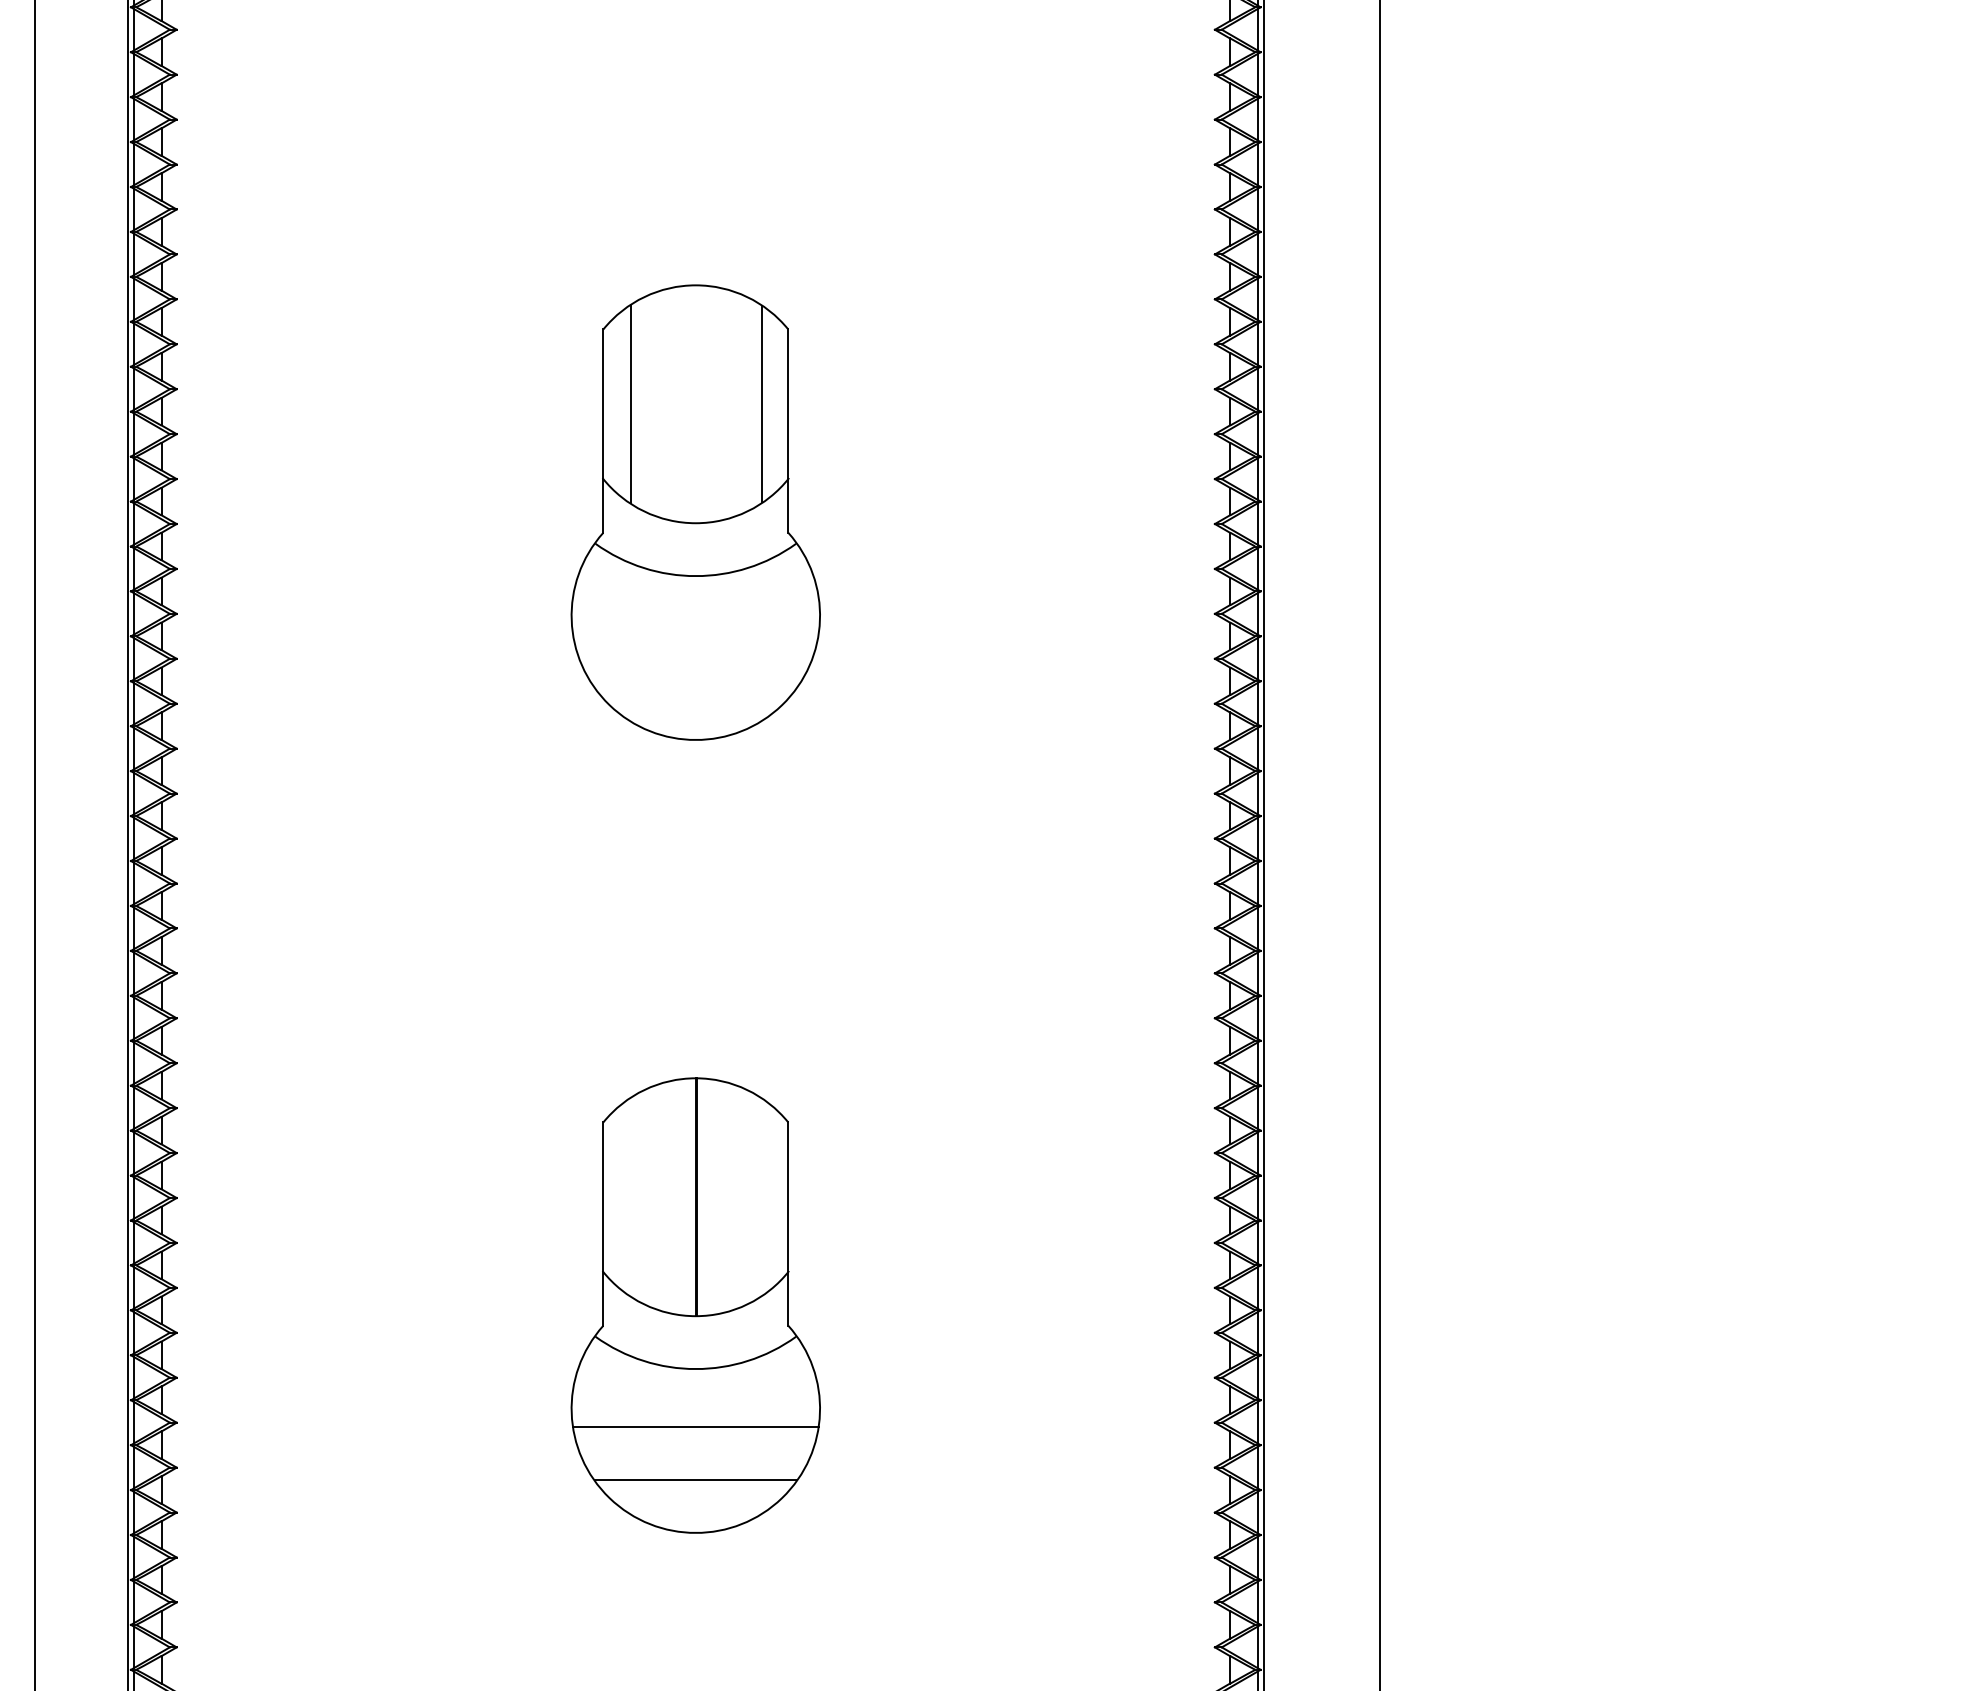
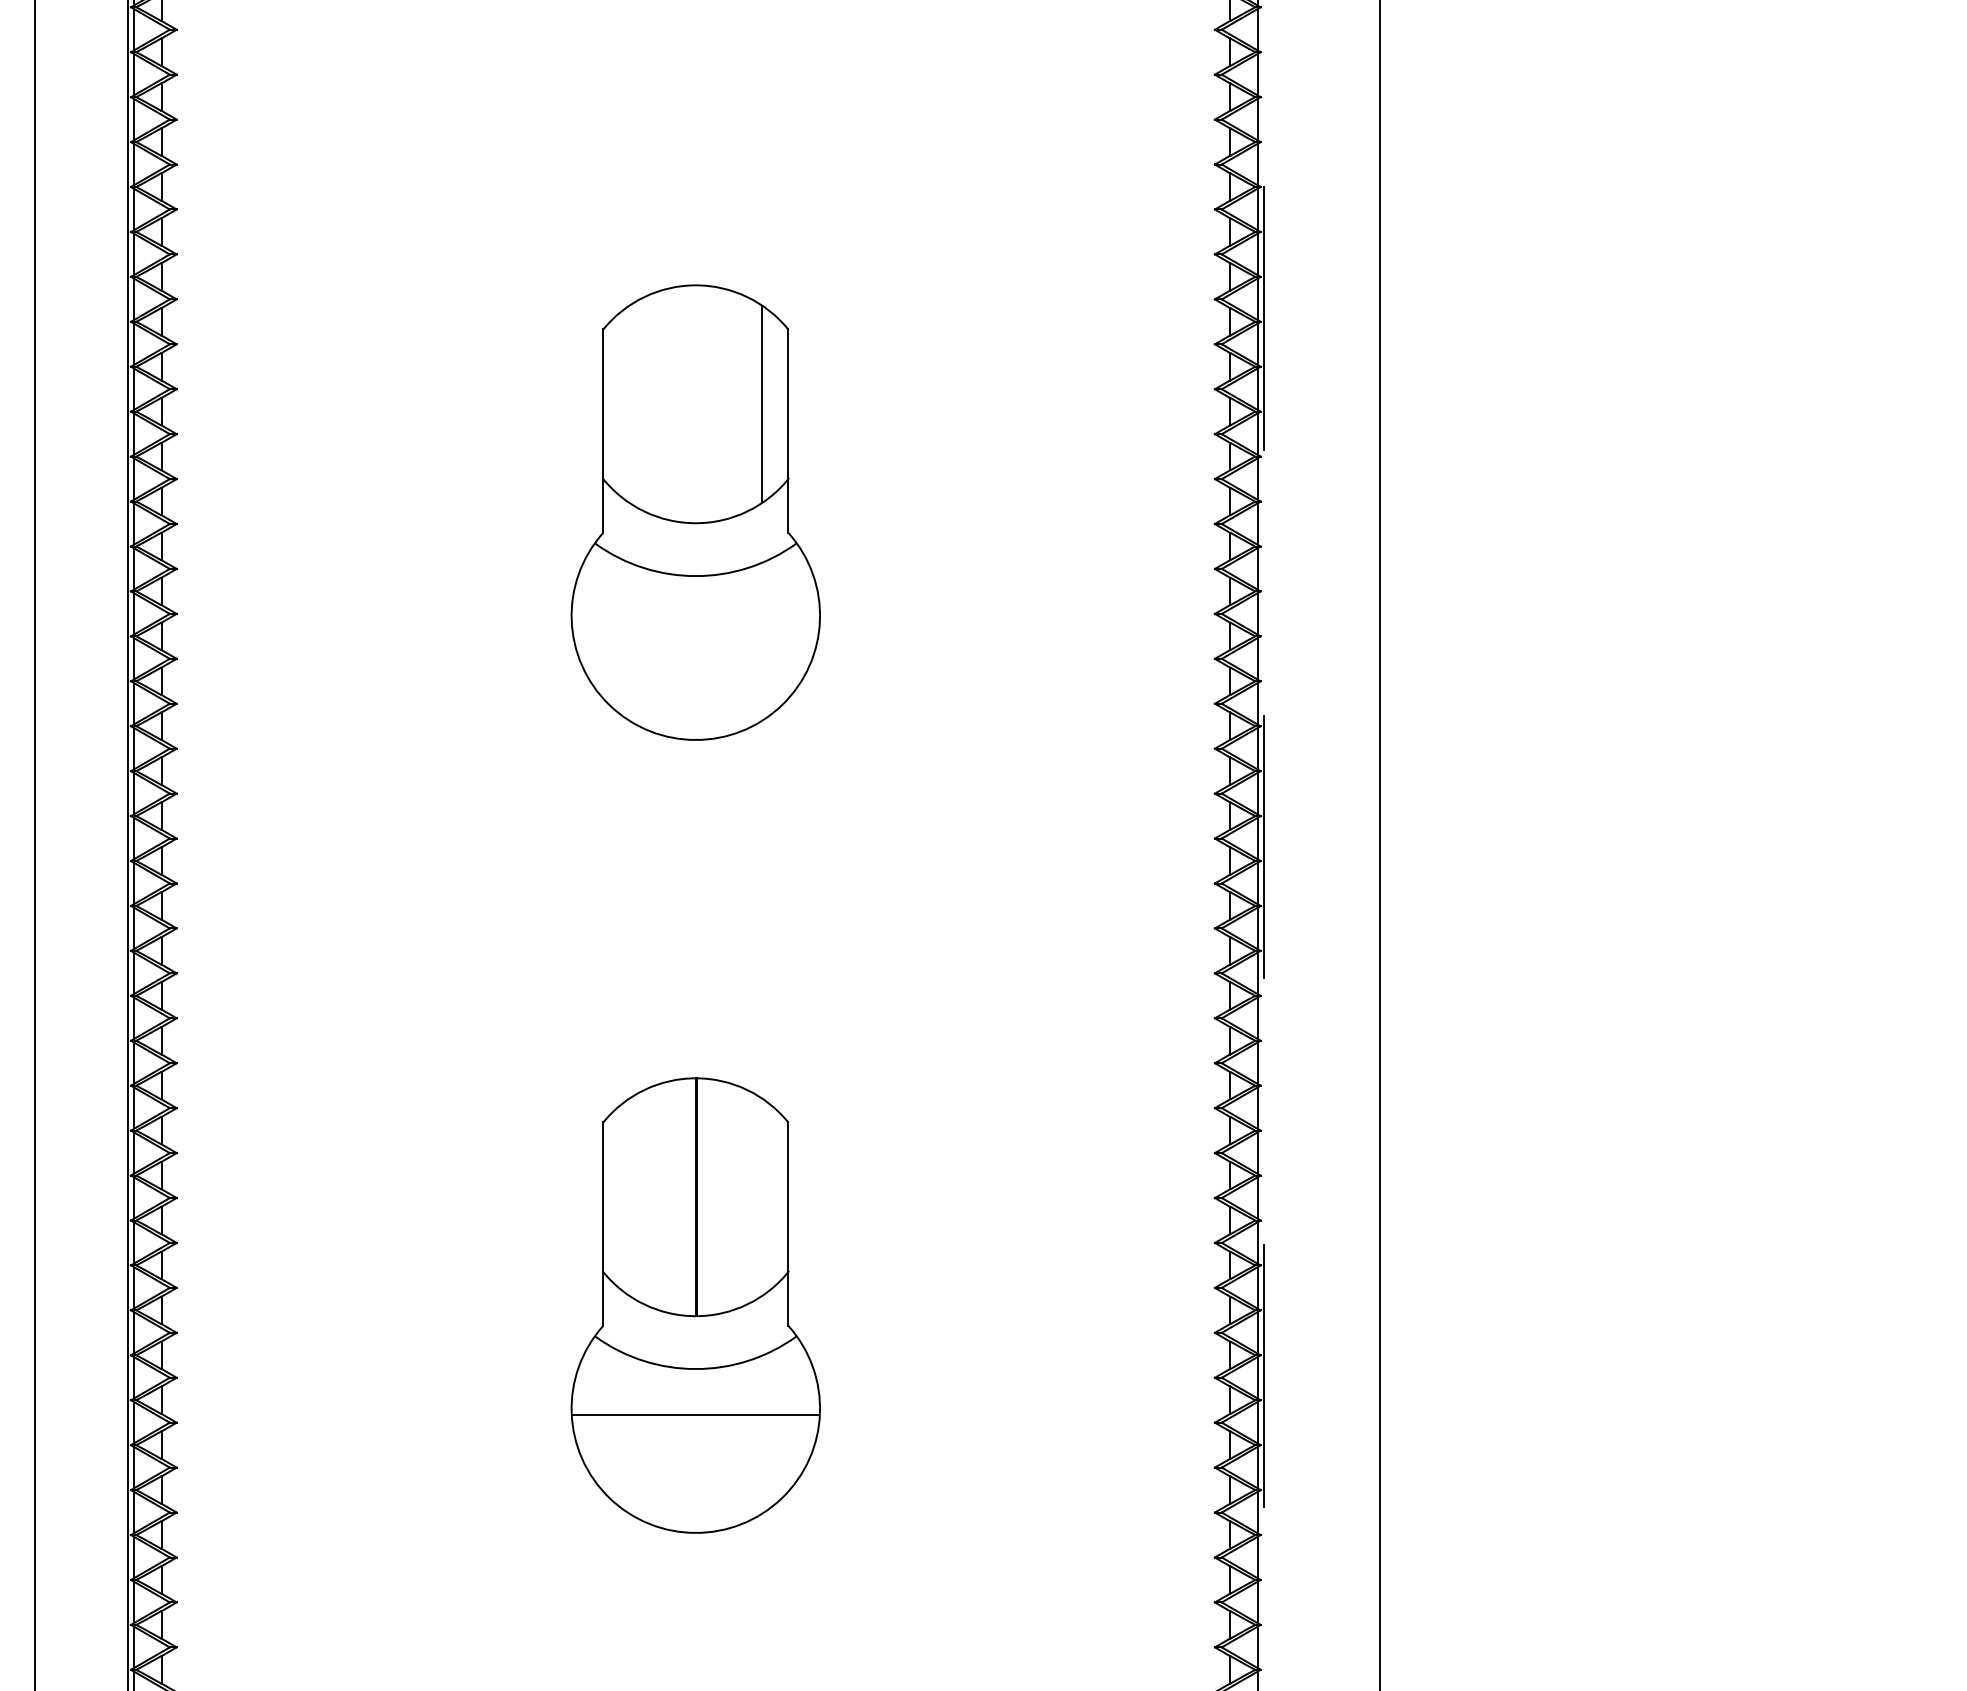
line: present -> none (630, 403)
line: solid -> dashed (1264, 845)
line position: (695, 1427) -> (695, 1415) (695, 1415)
line: present -> none (695, 1480)
